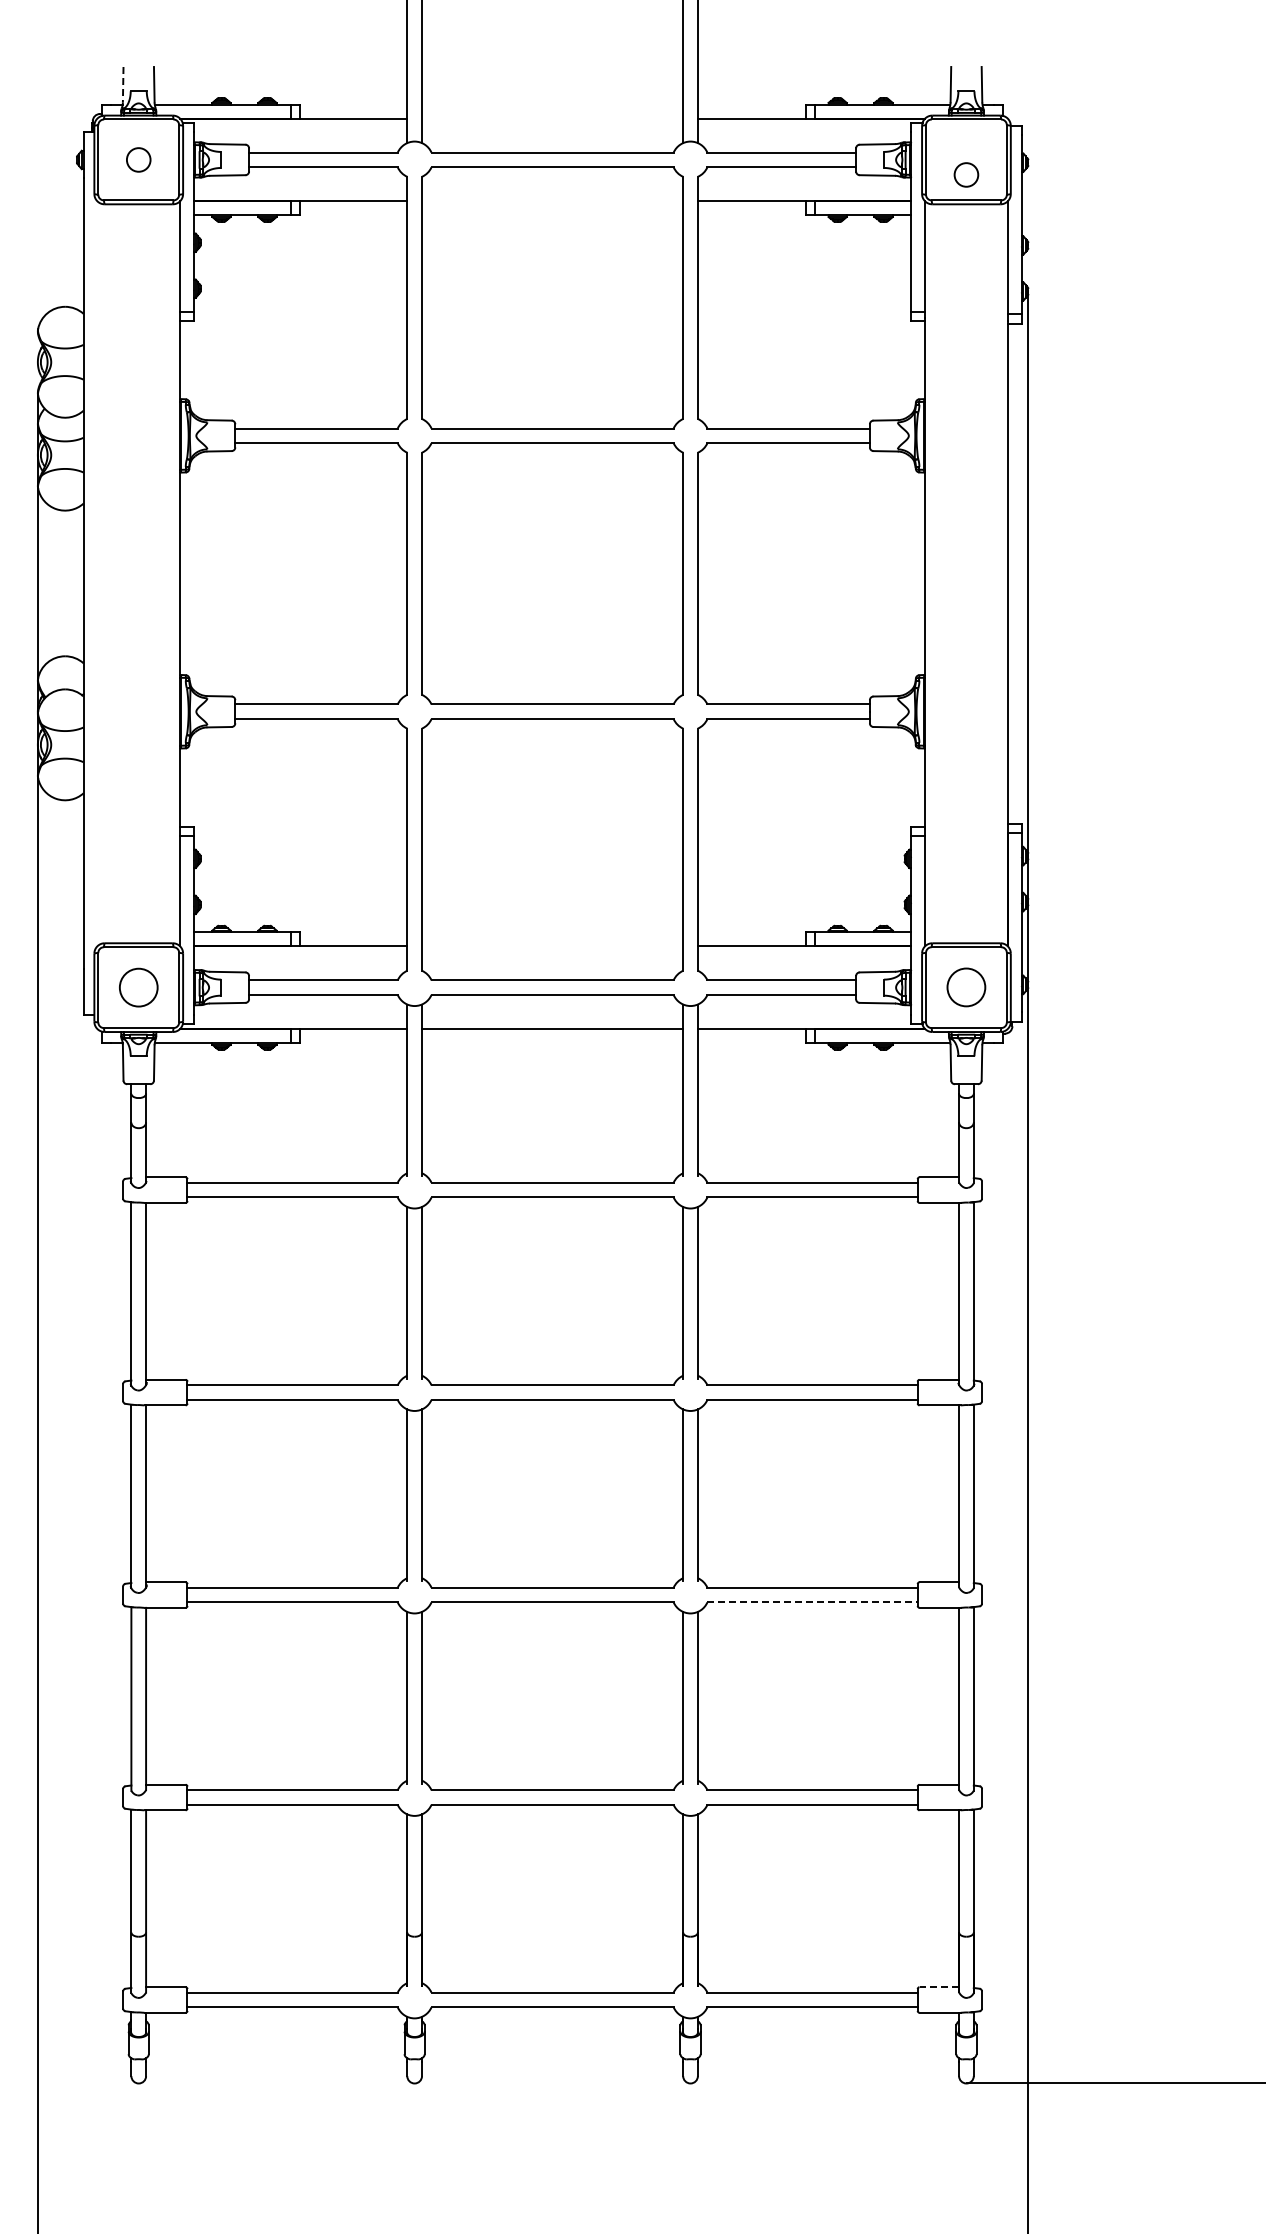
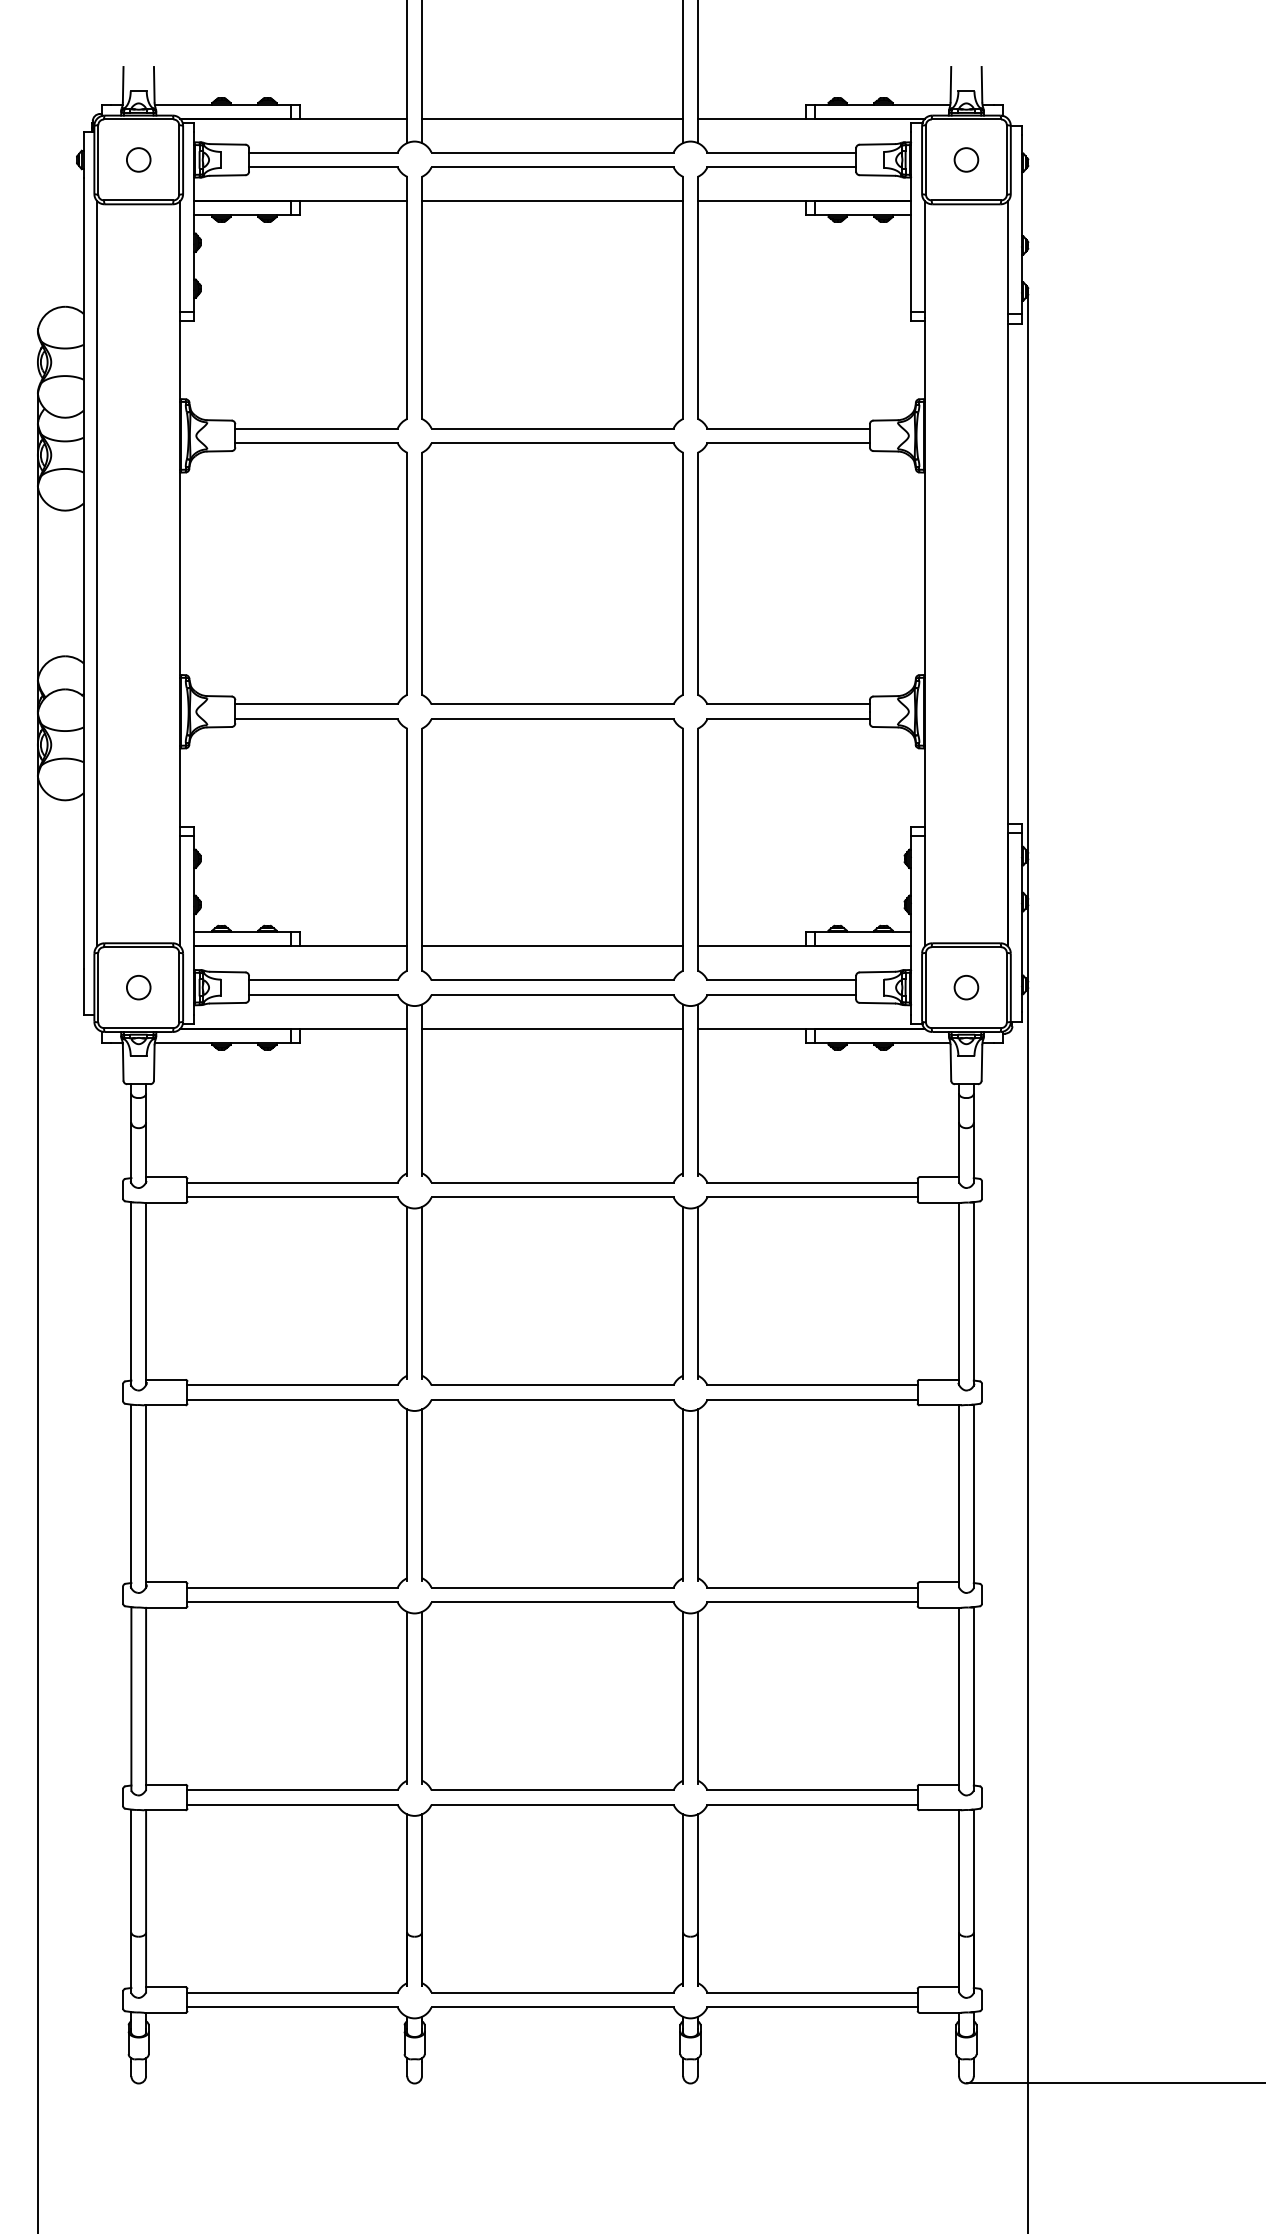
line: dashed -> solid (123, 84)
line: none -> present (552, 118)
circle position: (966, 174) -> (966, 159) (966, 159)
line: none -> present (552, 201)
line: none -> present (97, 573)
line: none -> present (552, 946)
circle diameter: 38 px -> 24 px (138, 987)
circle size: 41x41 px -> 27x26 px (966, 987)
line: dashed -> solid (813, 1602)
line: dashed -> solid (939, 1987)
